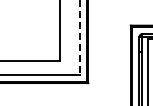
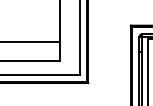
line: dashed -> solid (79, 37)
line: none -> present (31, 41)
